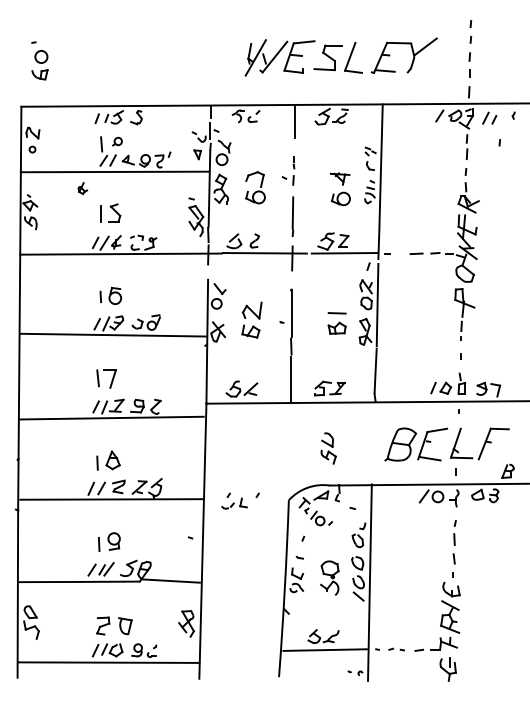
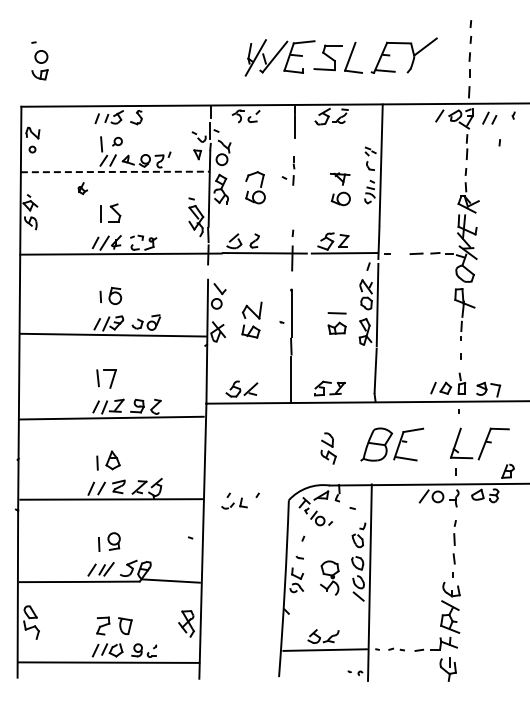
line: solid -> dashed (115, 171)
line: present -> none (292, 213)
part position: (416, 444) -> (392, 444) (392, 444)
